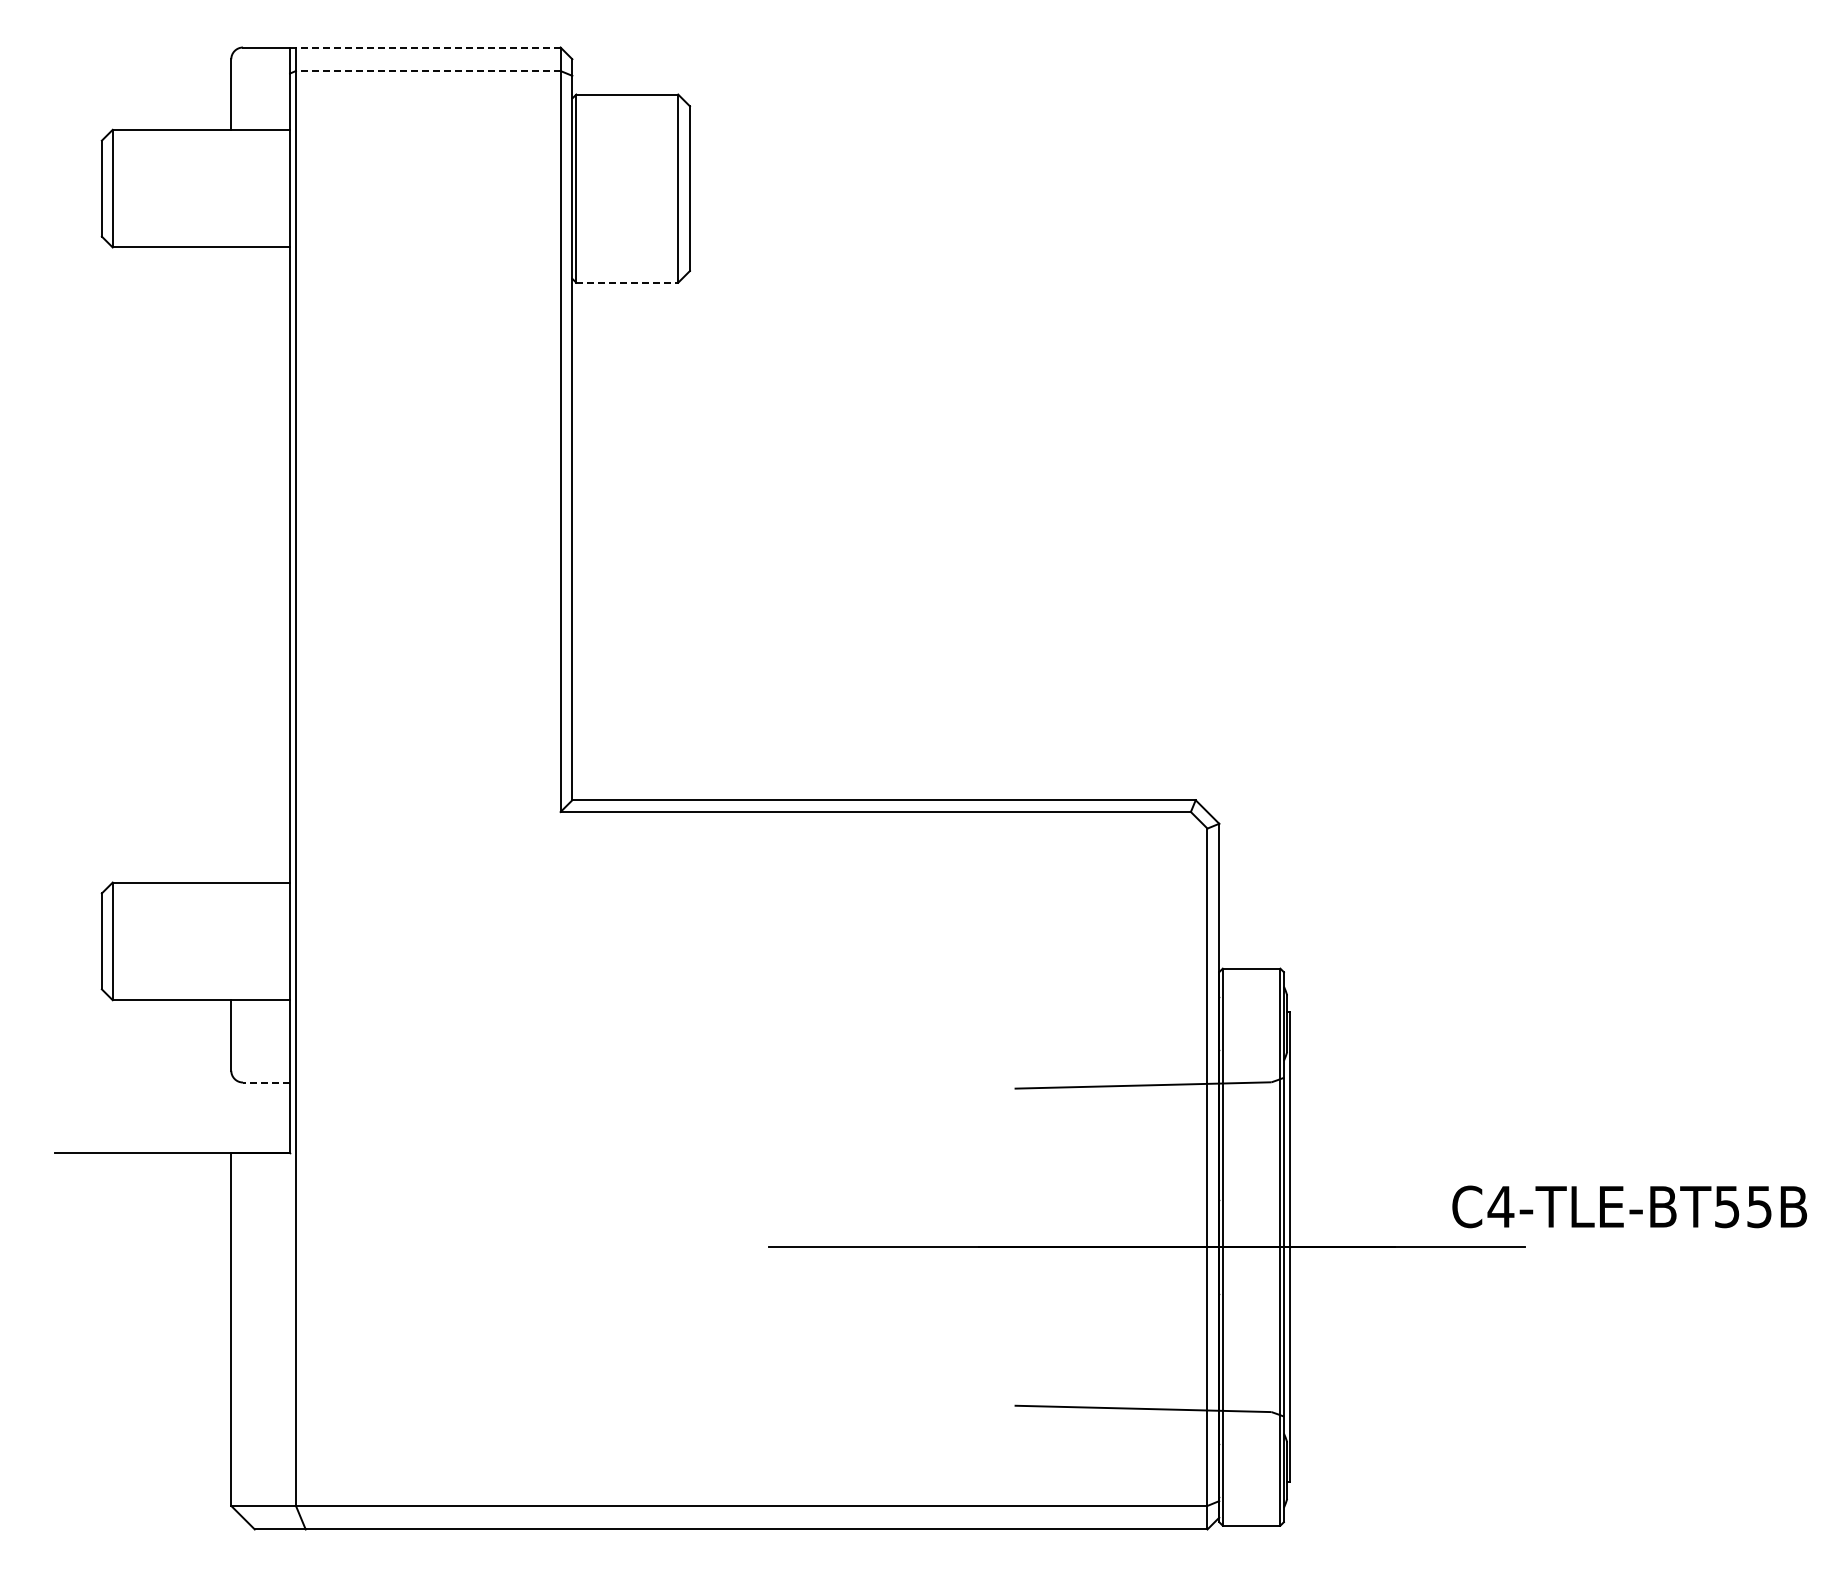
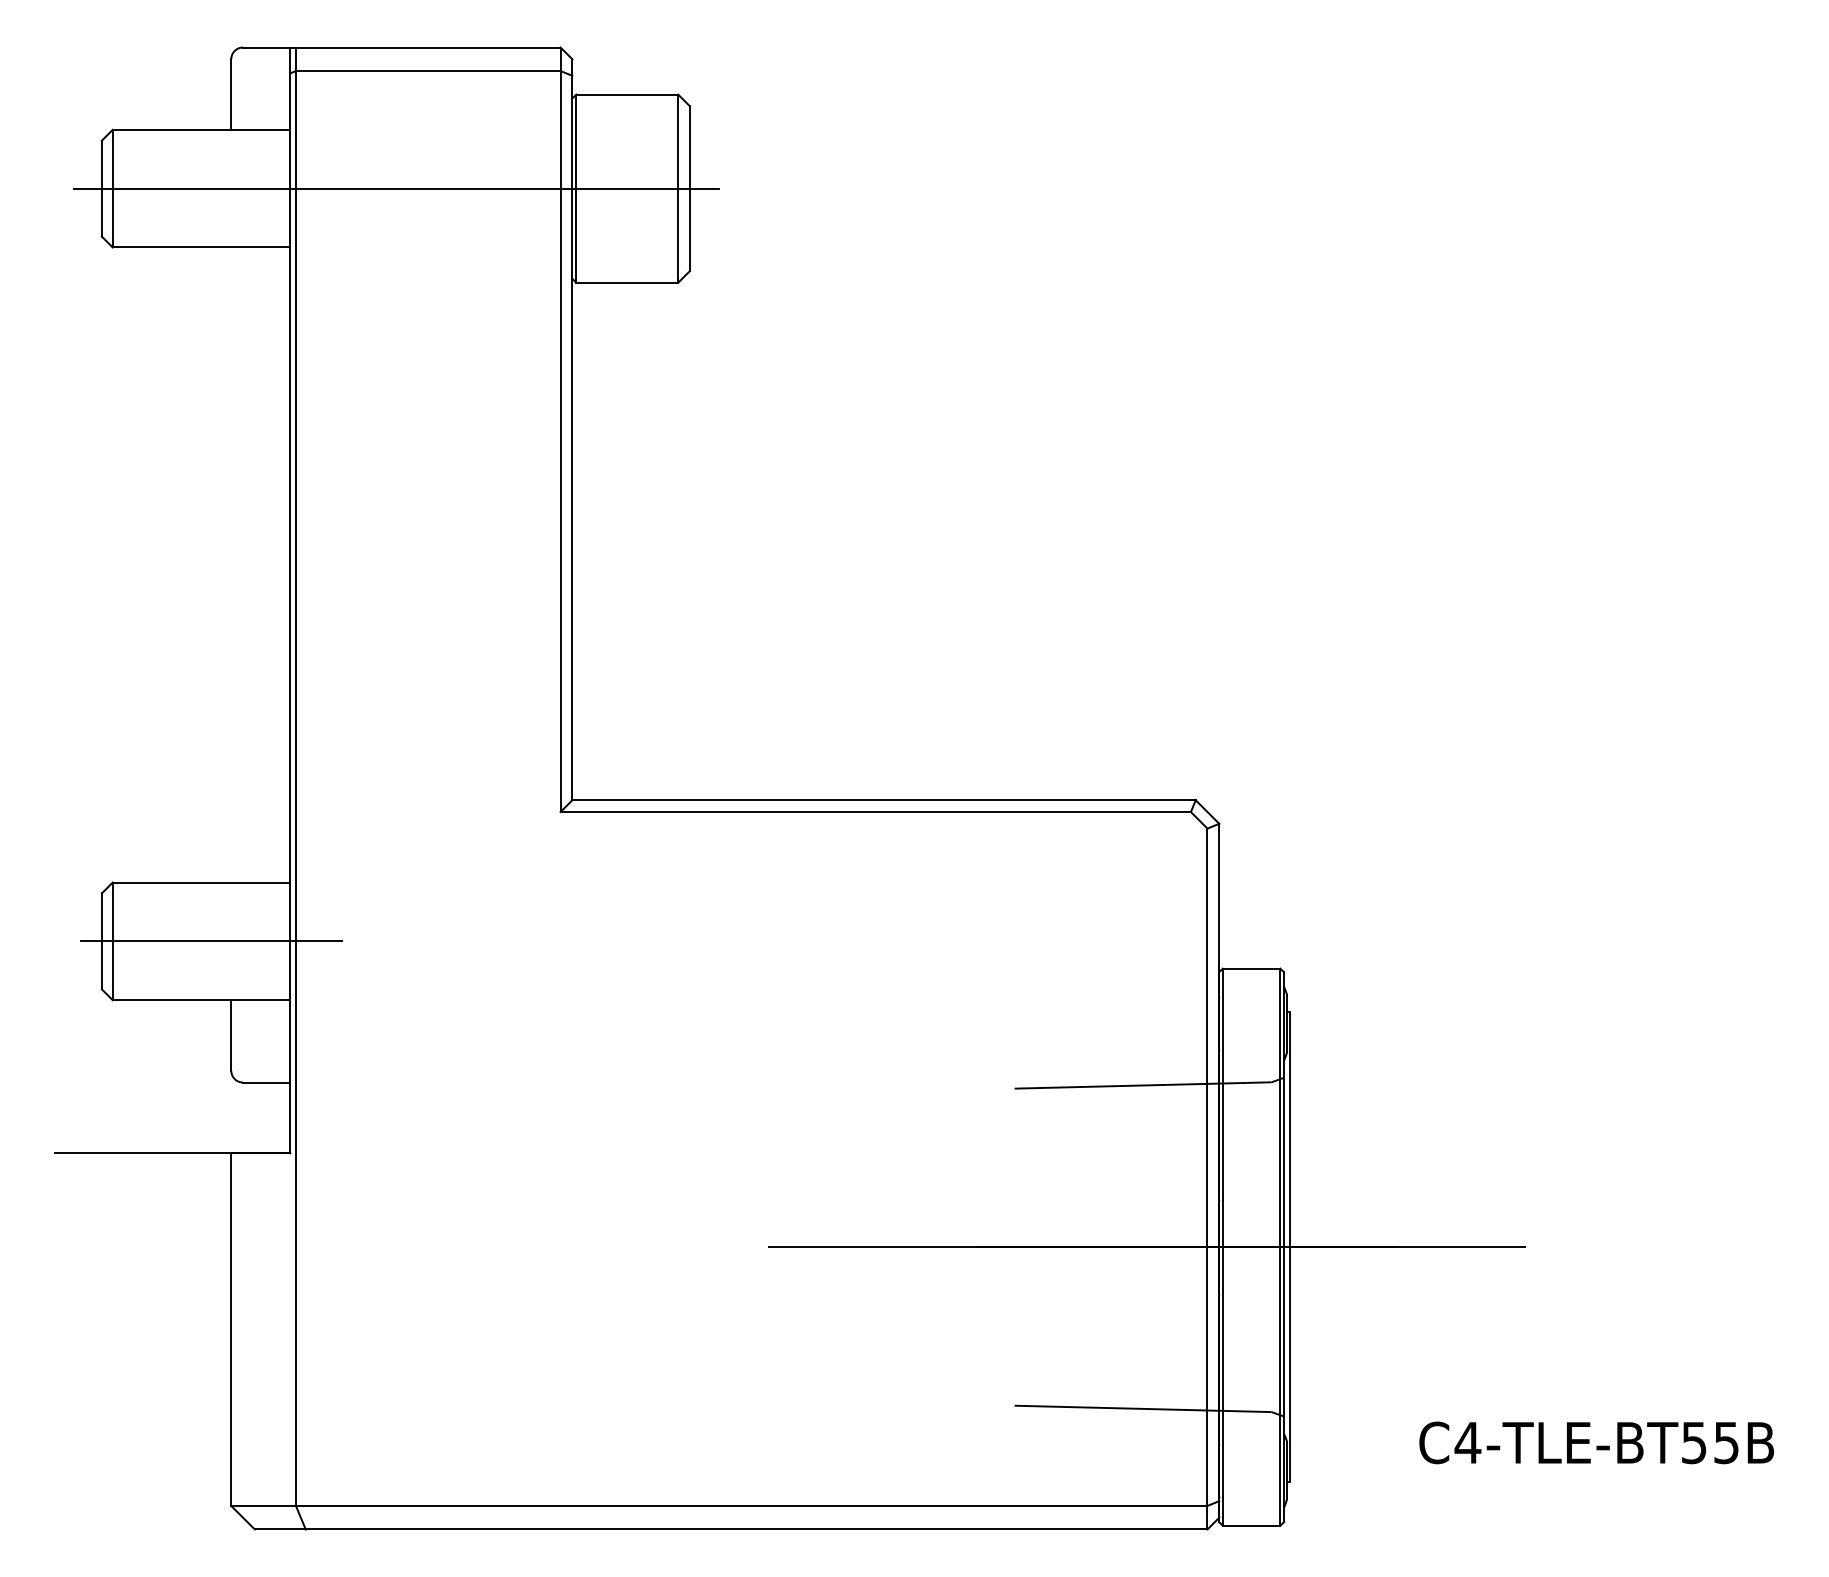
line: dashed -> solid (425, 47)
line: dashed -> solid (427, 71)
line: none -> present (396, 188)
line: dashed -> solid (627, 282)
line: none -> present (210, 941)
line: dashed -> solid (266, 1082)
text position: (1629, 1206) -> (1596, 1442) (1596, 1442)
